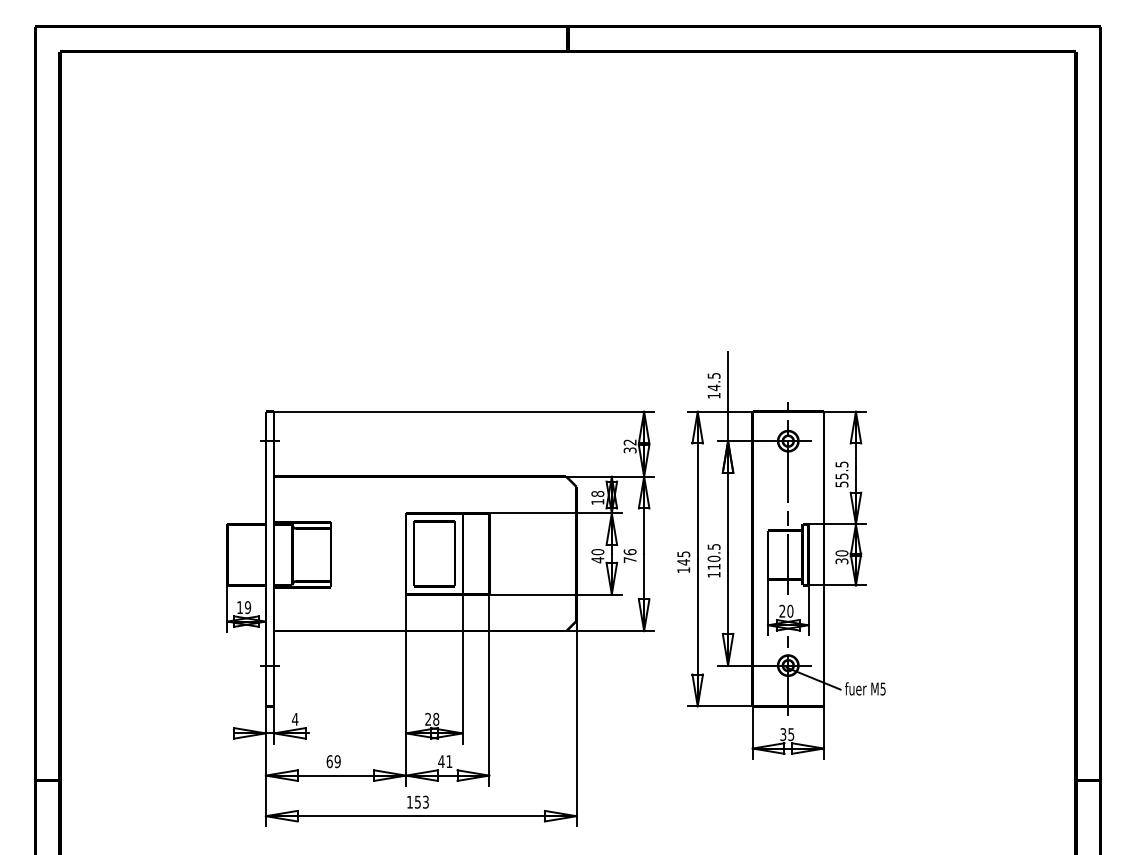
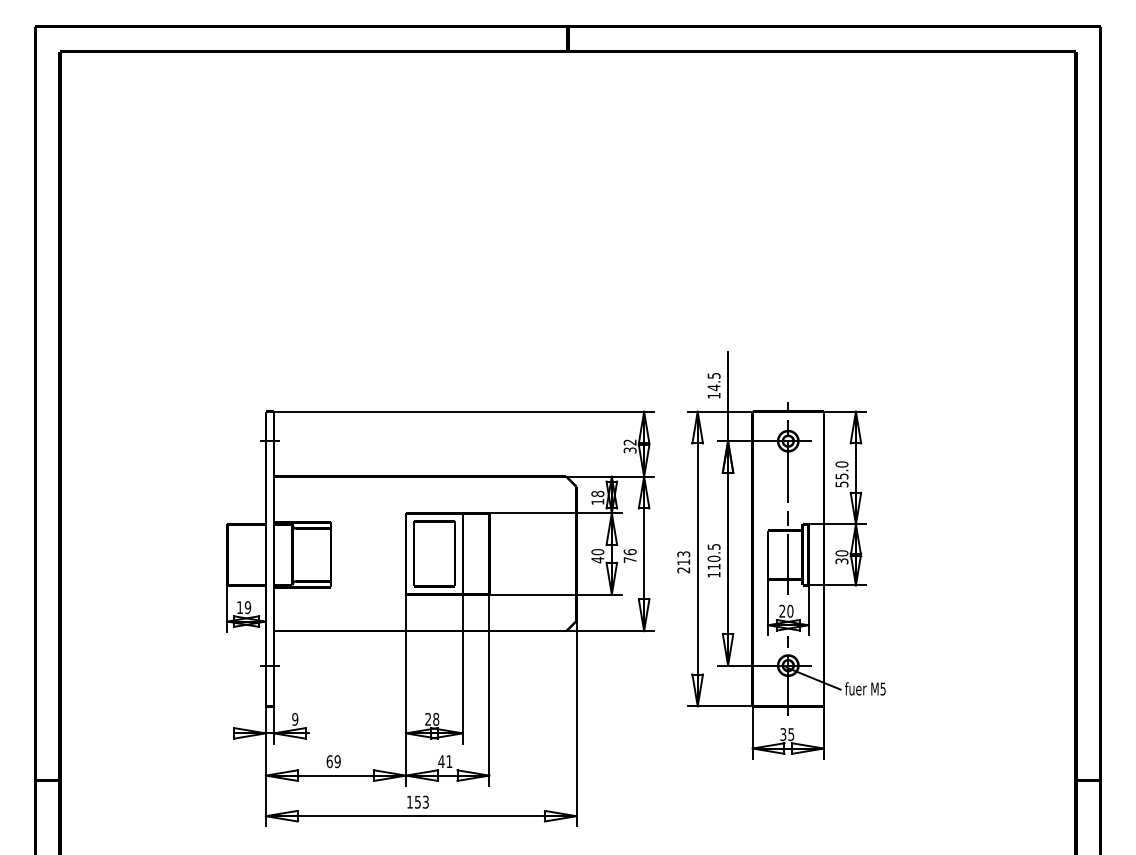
text: 55.5 -> 55.0 (841, 464)
text: 145 -> 213 (683, 562)
text: 4 -> 9 (295, 718)
